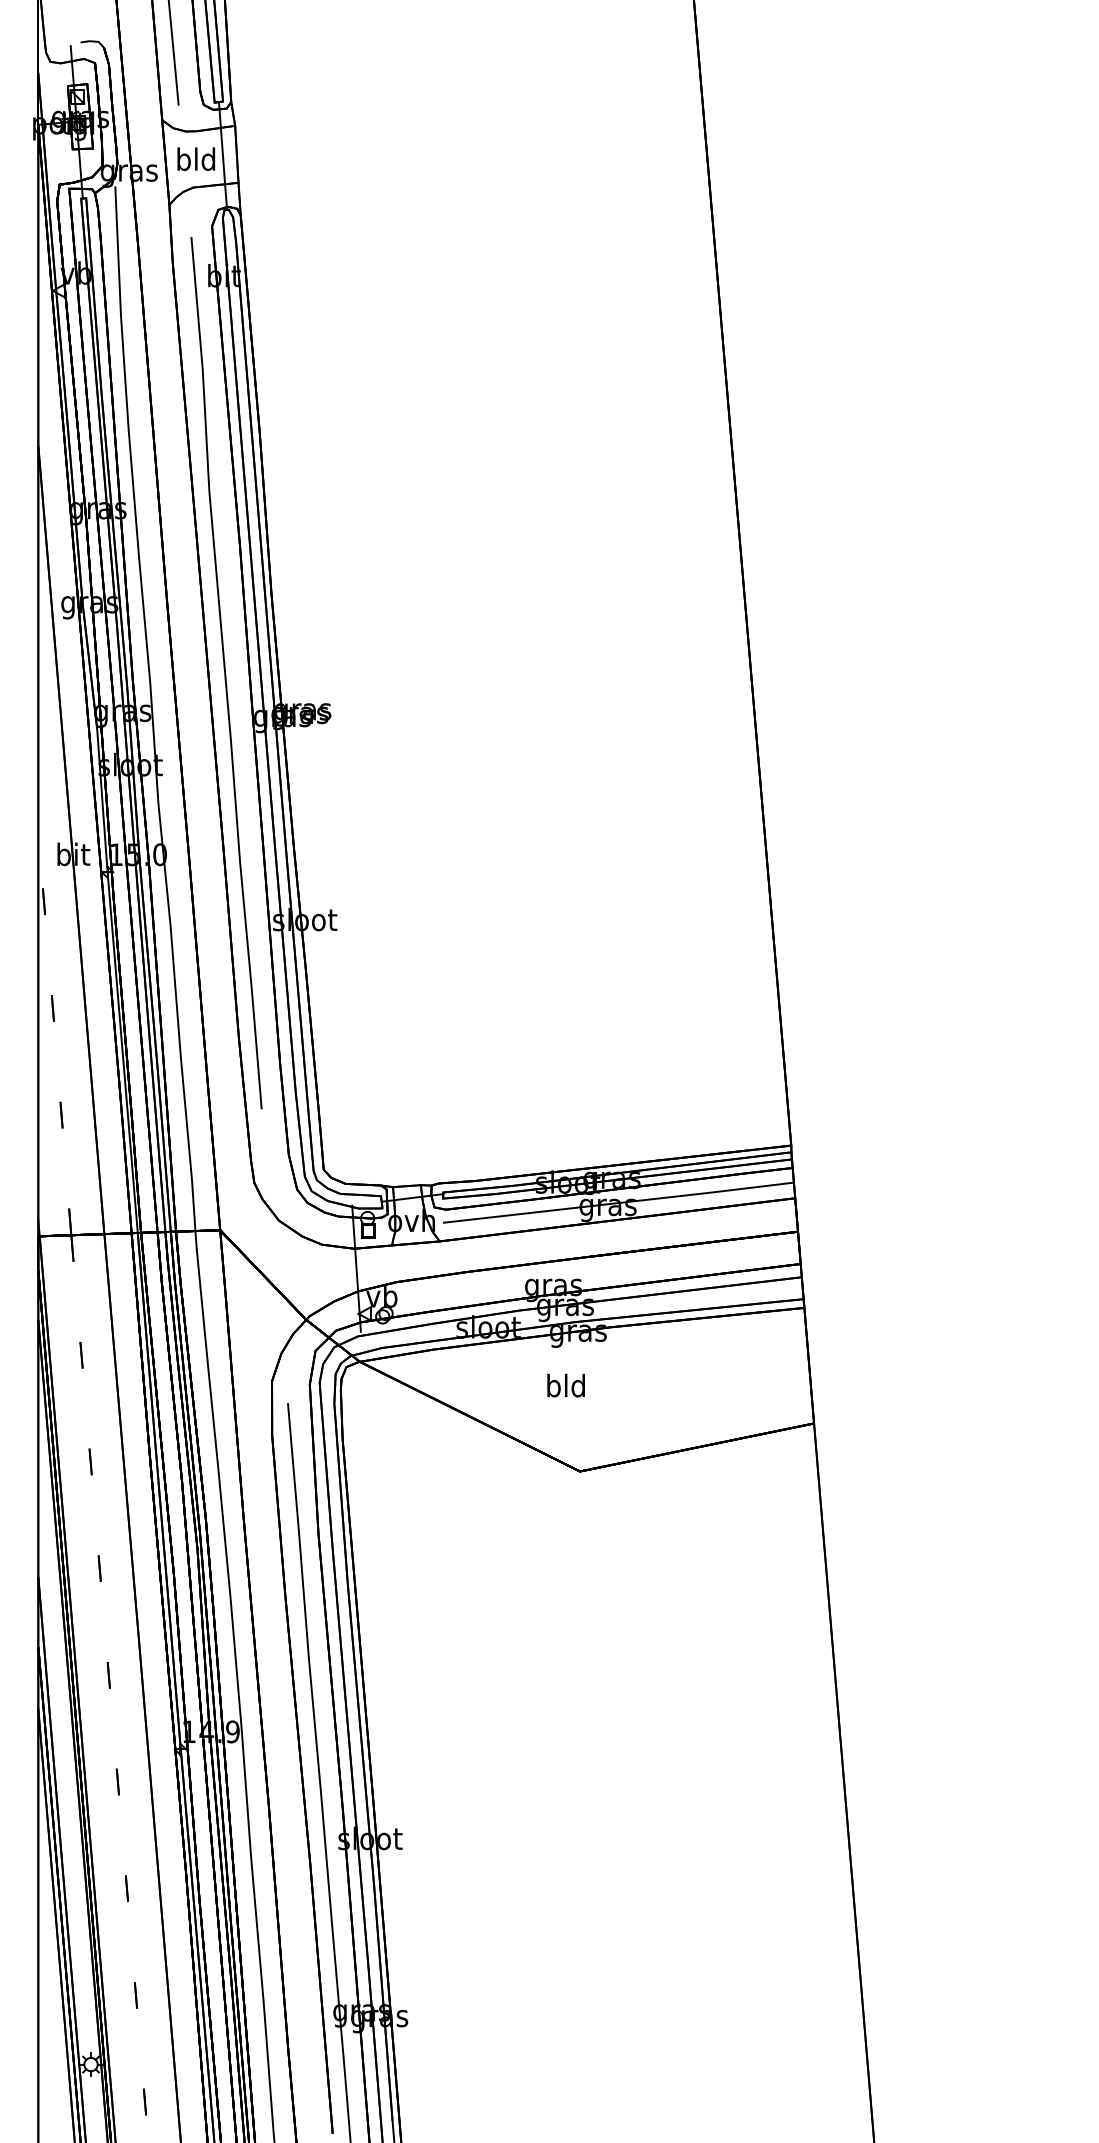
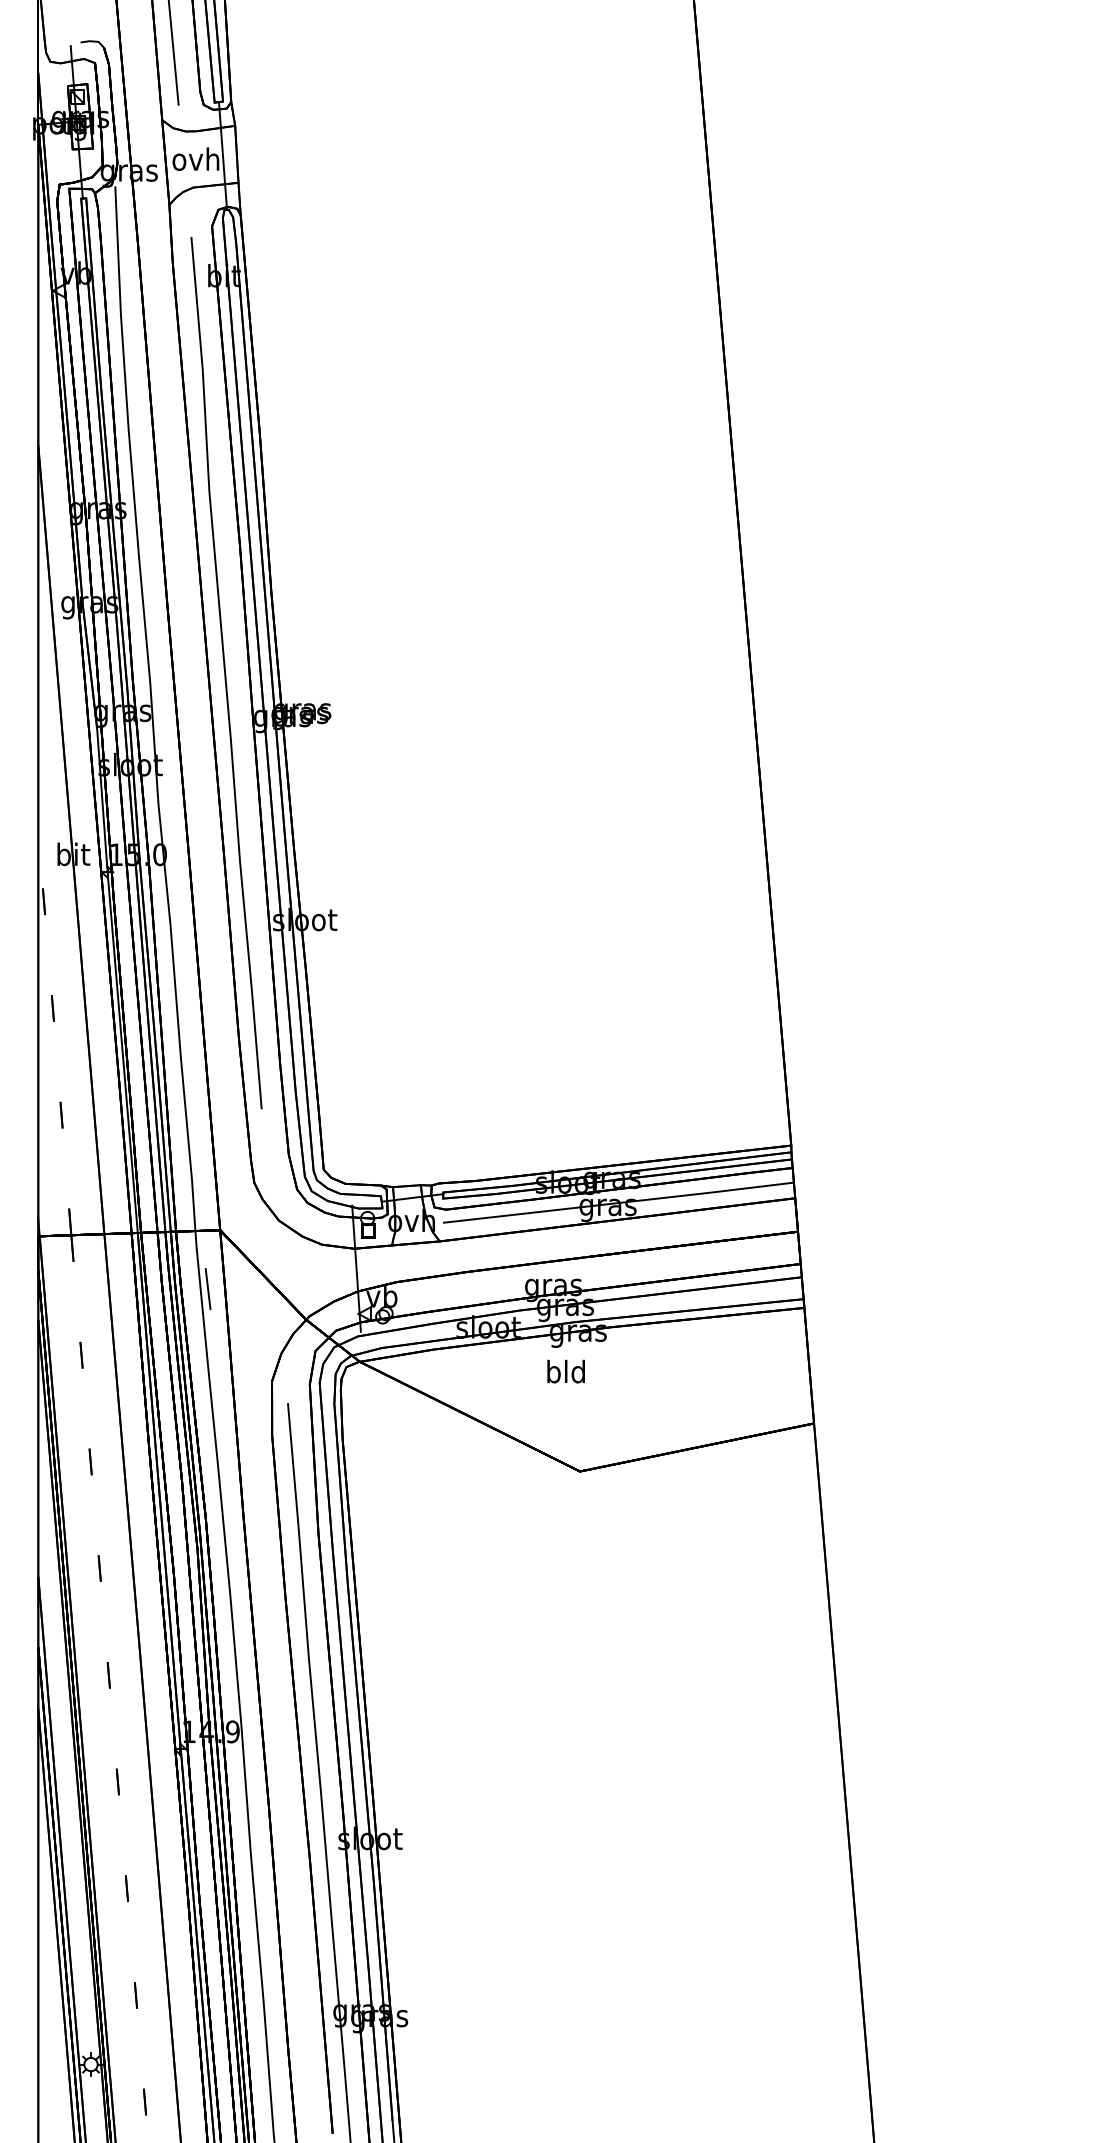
text: bld -> ovh (195, 158)
line: none -> present (207, 1289)
text position: (565, 1385) -> (565, 1371) (565, 1371)
